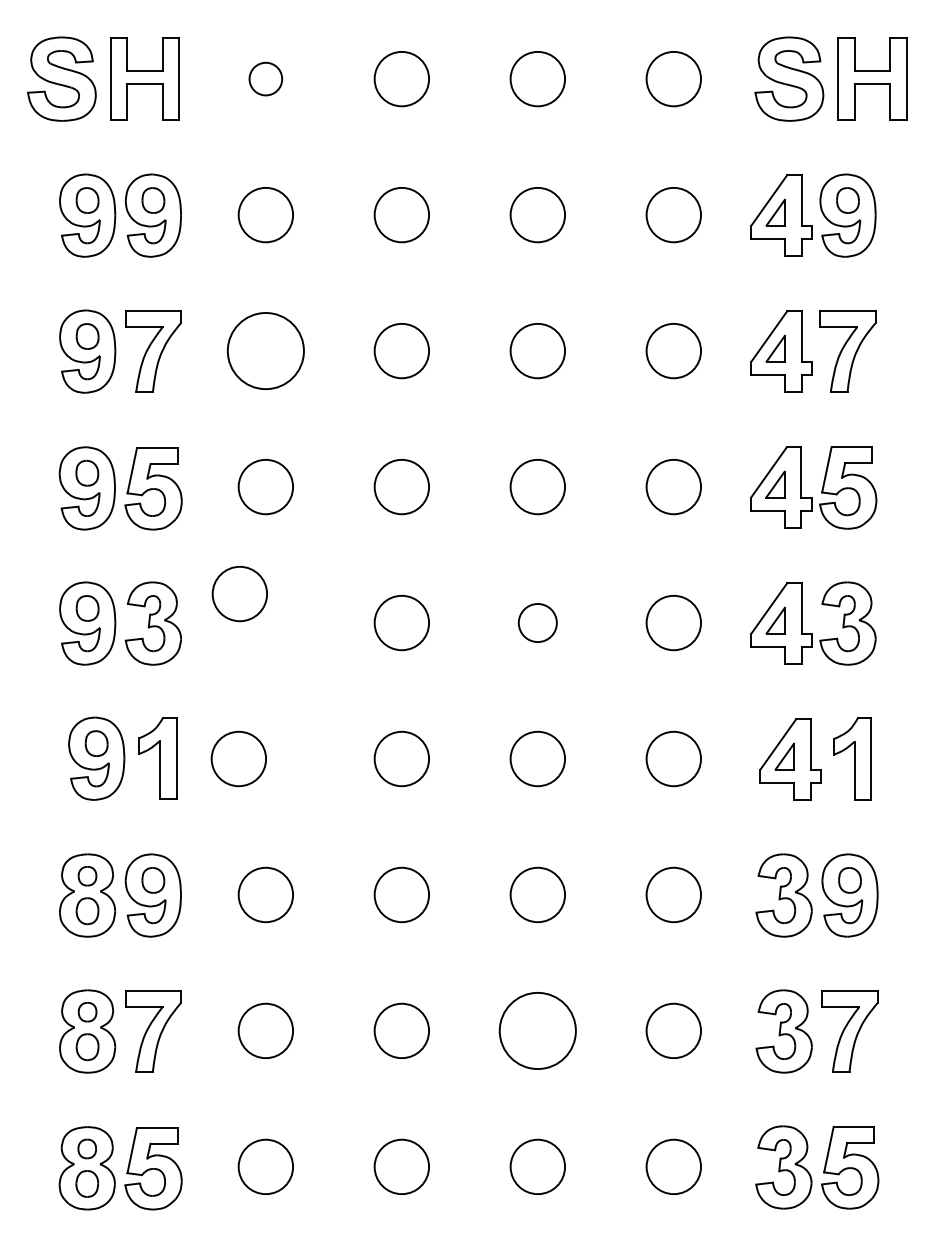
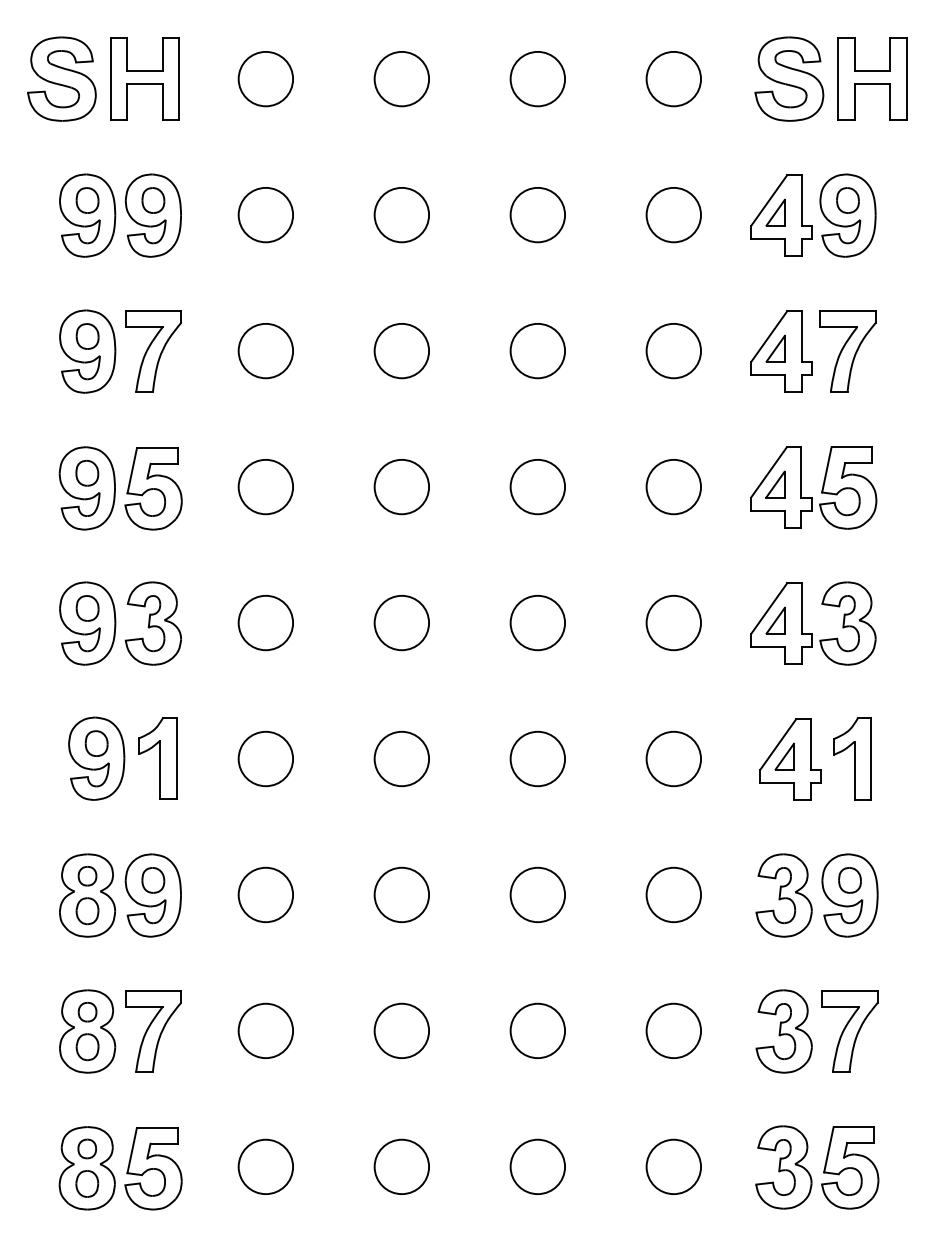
circle diameter: 33 px -> 54 px (265, 78)
circle diameter: 76 px -> 54 px (265, 350)
circle position: (239, 594) -> (265, 623) (265, 623)
circle diameter: 38 px -> 54 px (537, 622)
circle position: (238, 758) -> (265, 758) (265, 758)
circle diameter: 76 px -> 54 px (537, 1030)
